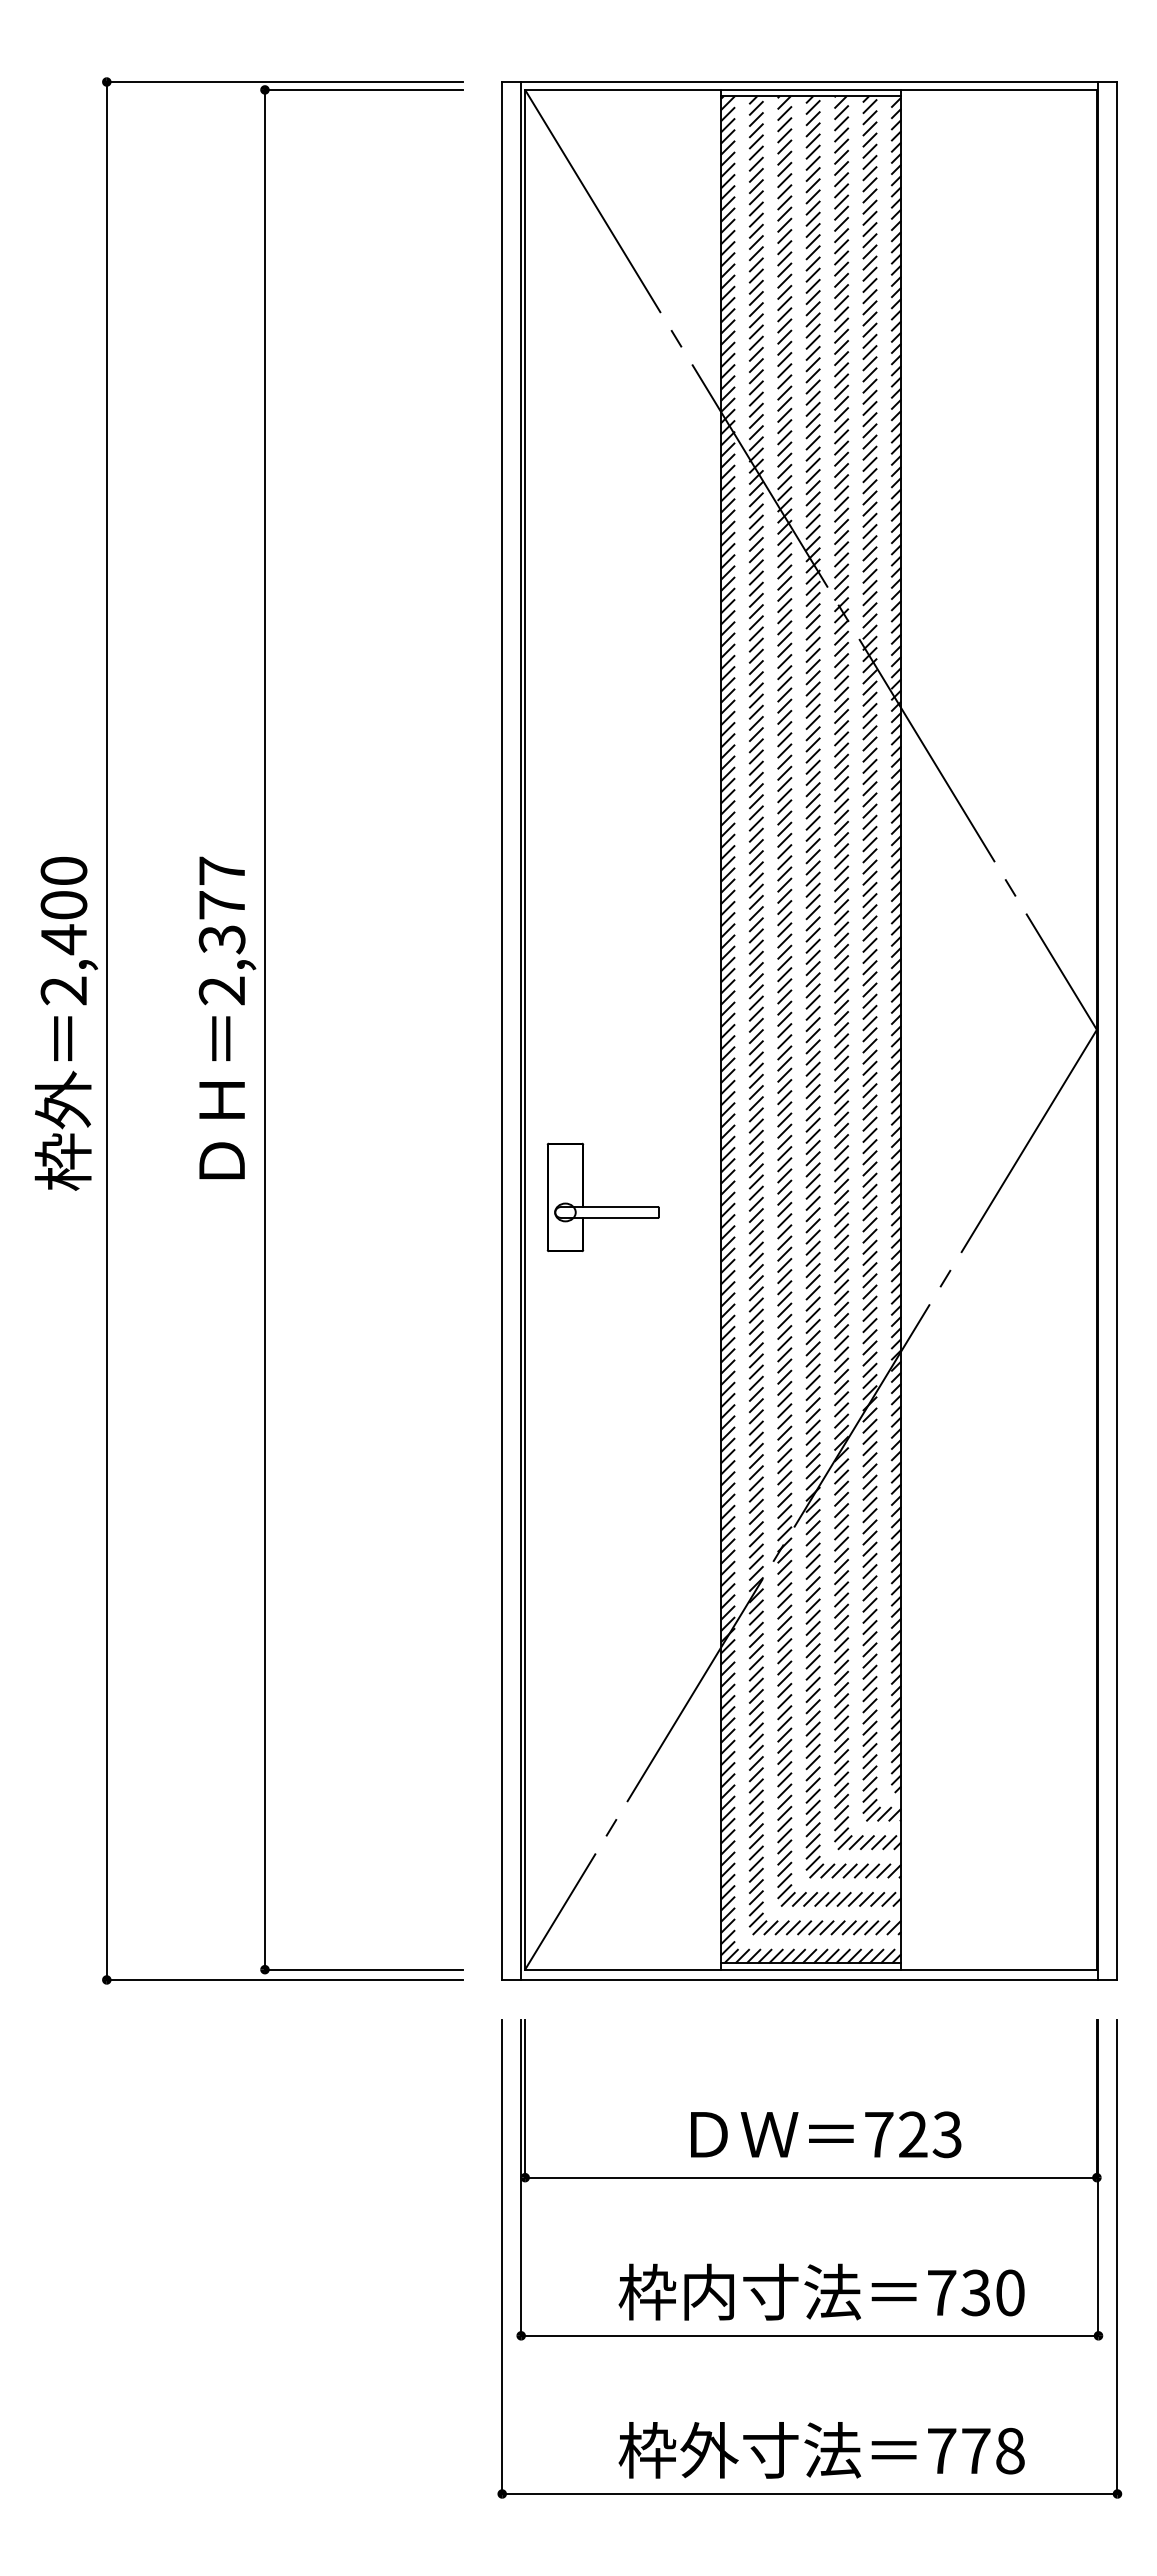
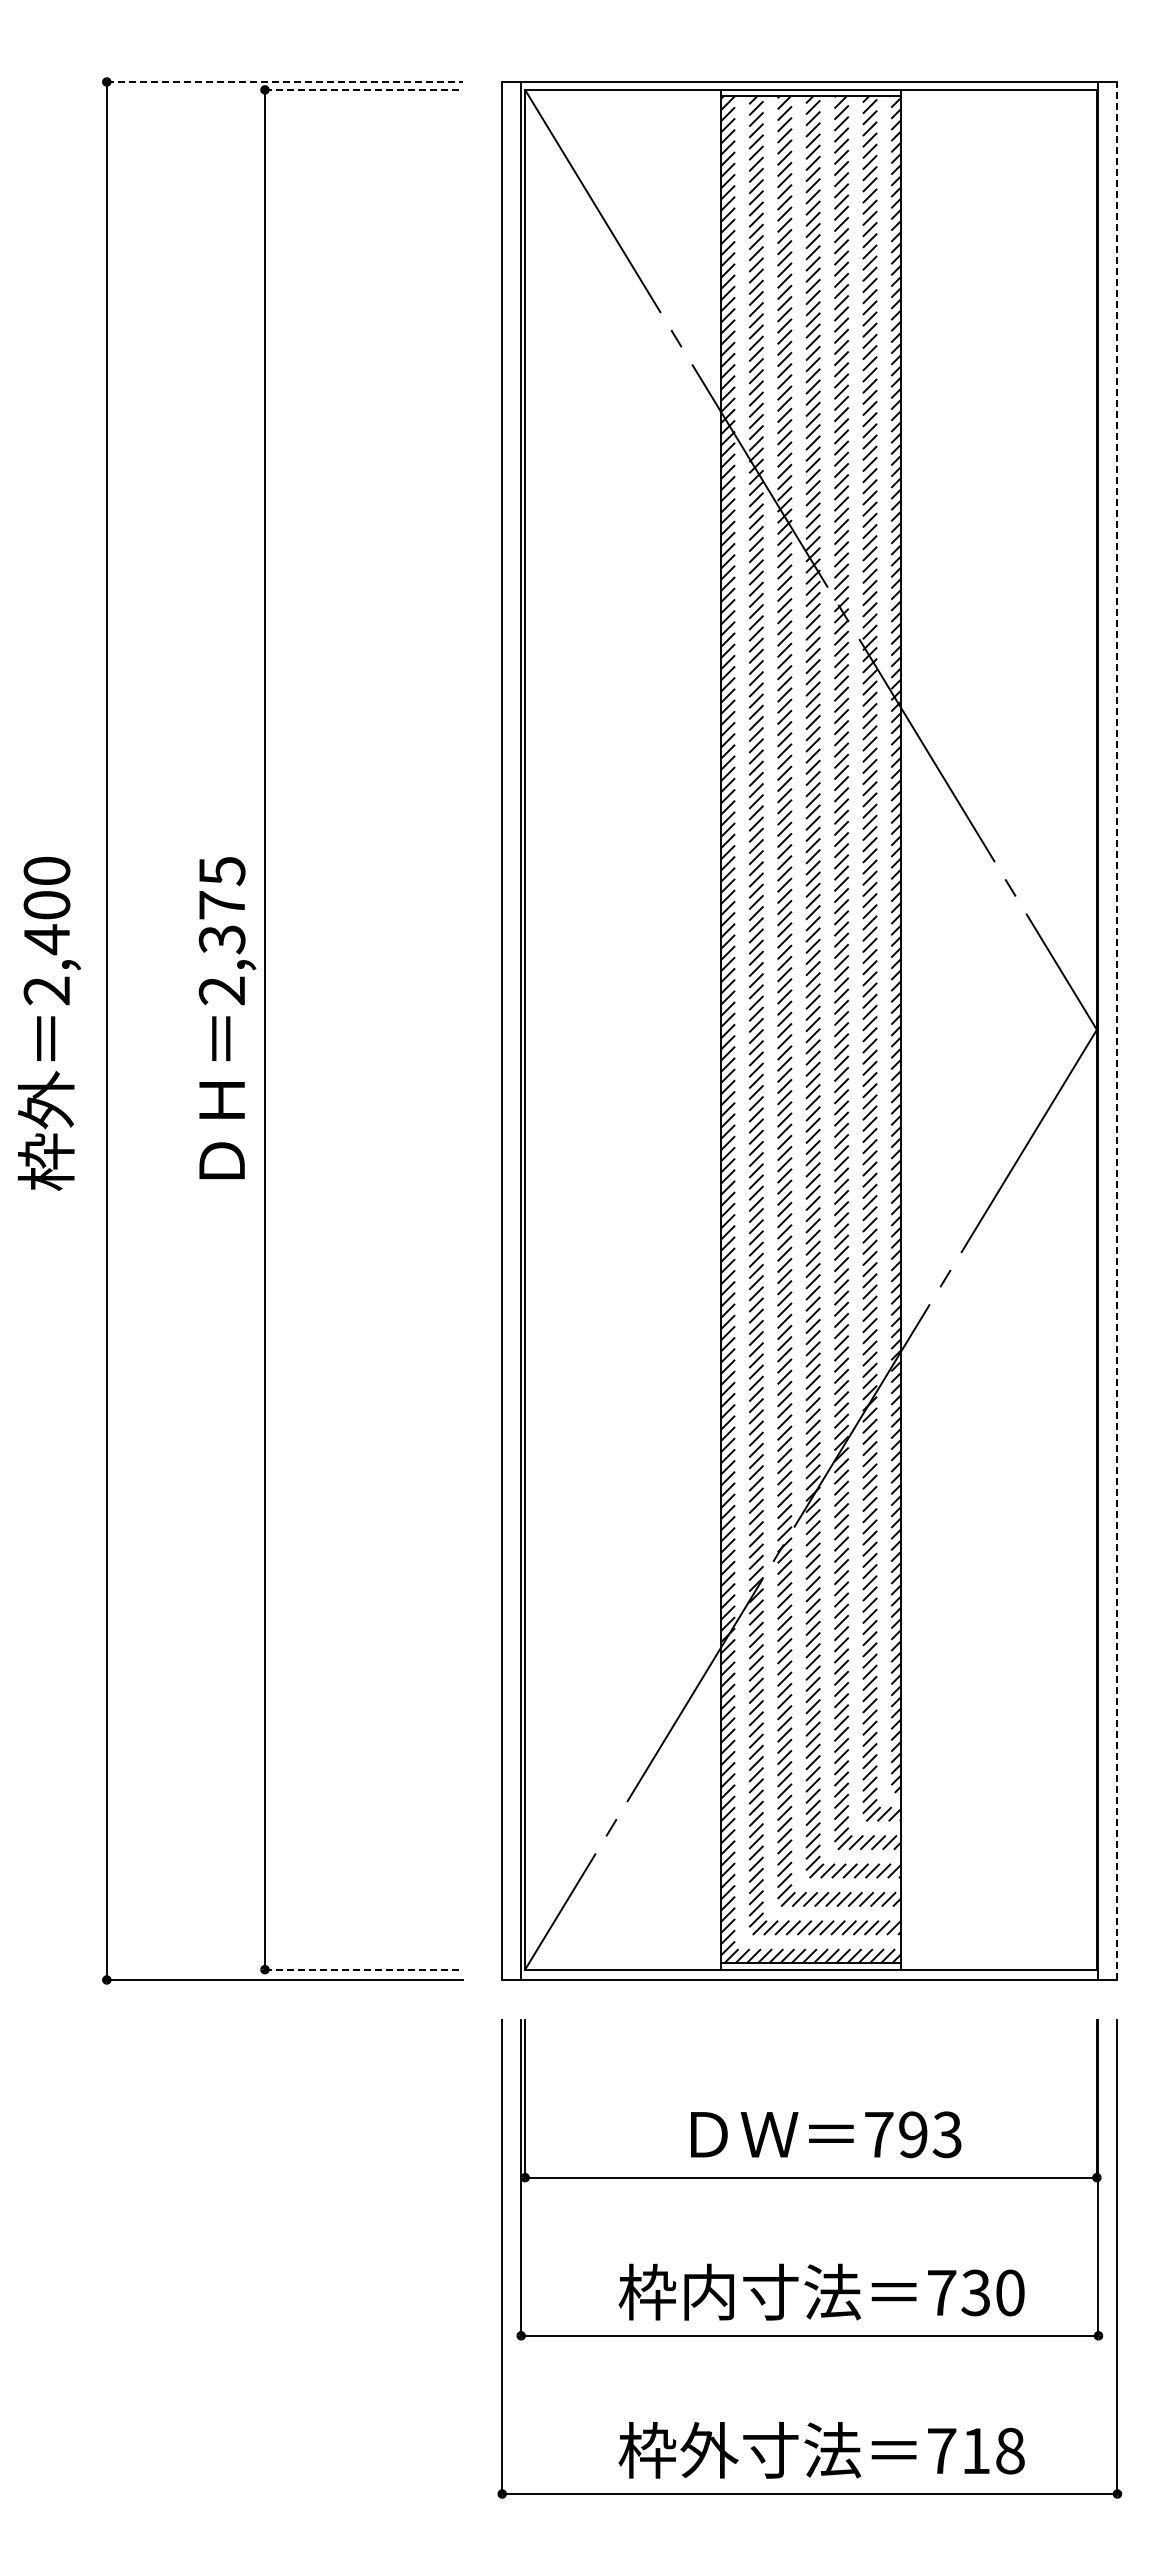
line: solid -> dashed (284, 82)
line: solid -> dashed (363, 89)
text: 2,377 -> 2,375 (222, 871)
text position: (65, 1023) -> (48, 1023) (48, 1023)
line: solid -> dashed (1117, 1030)
part: present -> none (602, 1206)
line: solid -> dashed (363, 1969)
text: 723 -> 793 (913, 2134)
text: 778 -> 718 (976, 2450)
